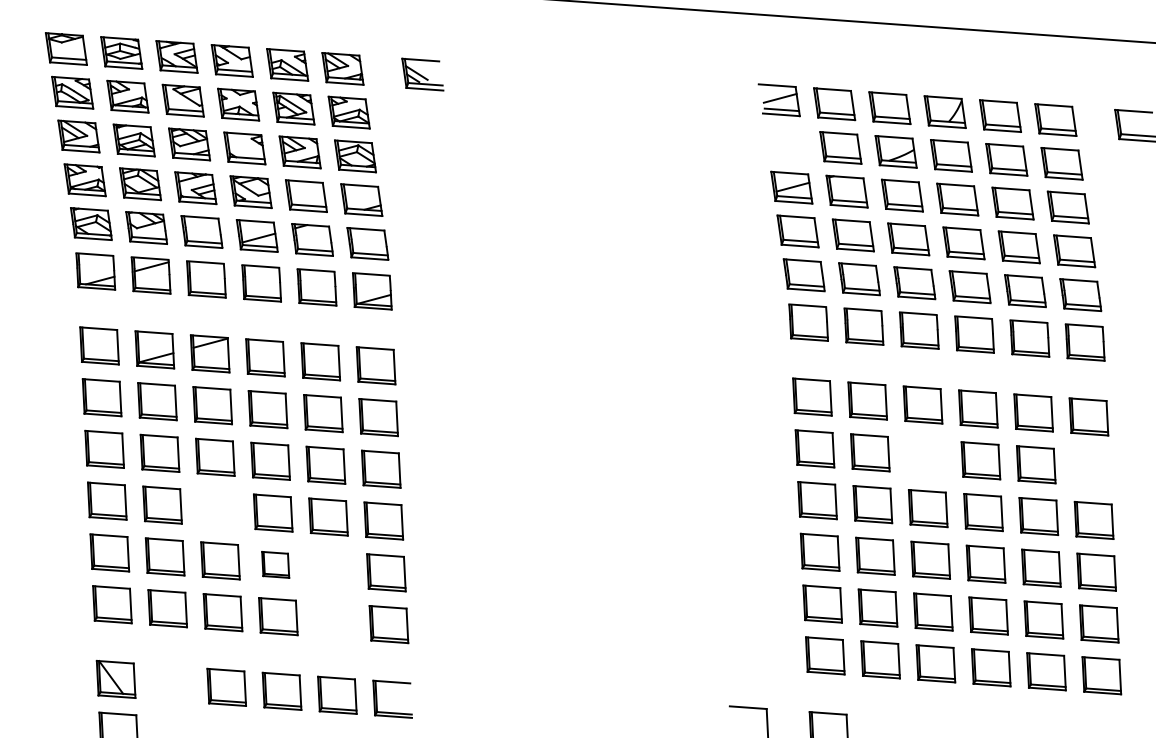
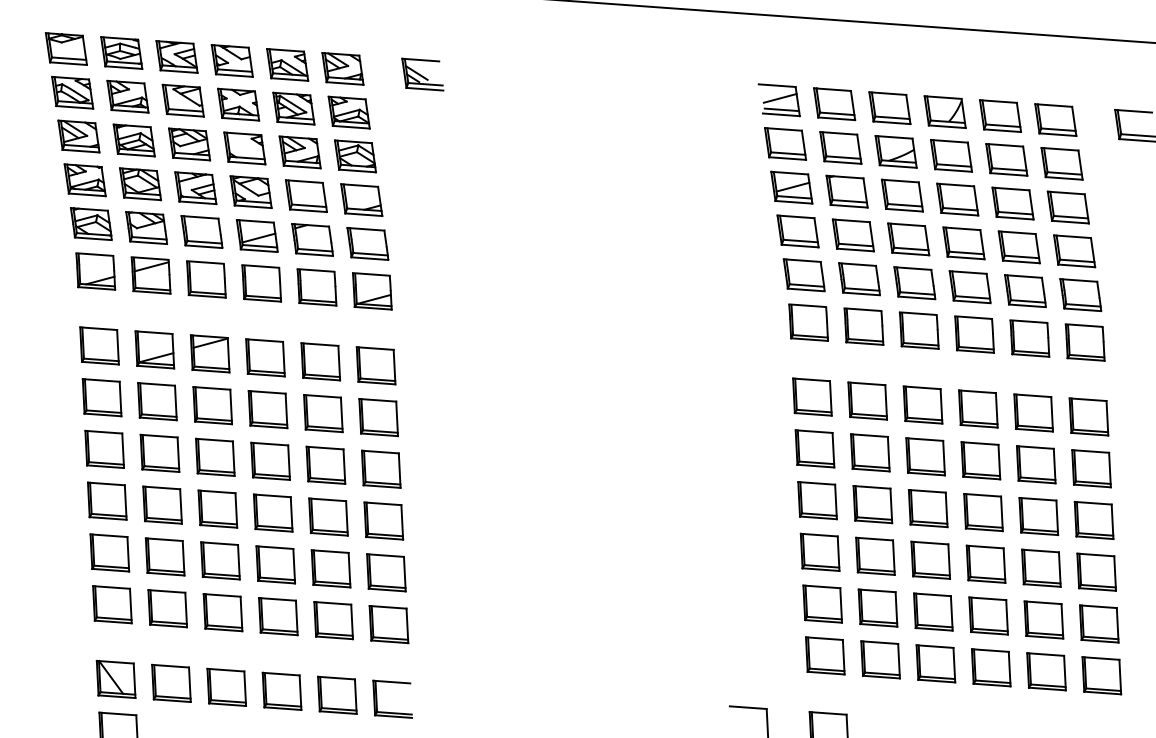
part: none -> present (785, 143)
part: none -> present (925, 456)
part: none -> present (1091, 468)
part: none -> present (217, 508)
part size: 30x28 px -> 41x40 px (275, 564)
part: none -> present (330, 568)
part: none -> present (333, 620)
part: none -> present (171, 682)
